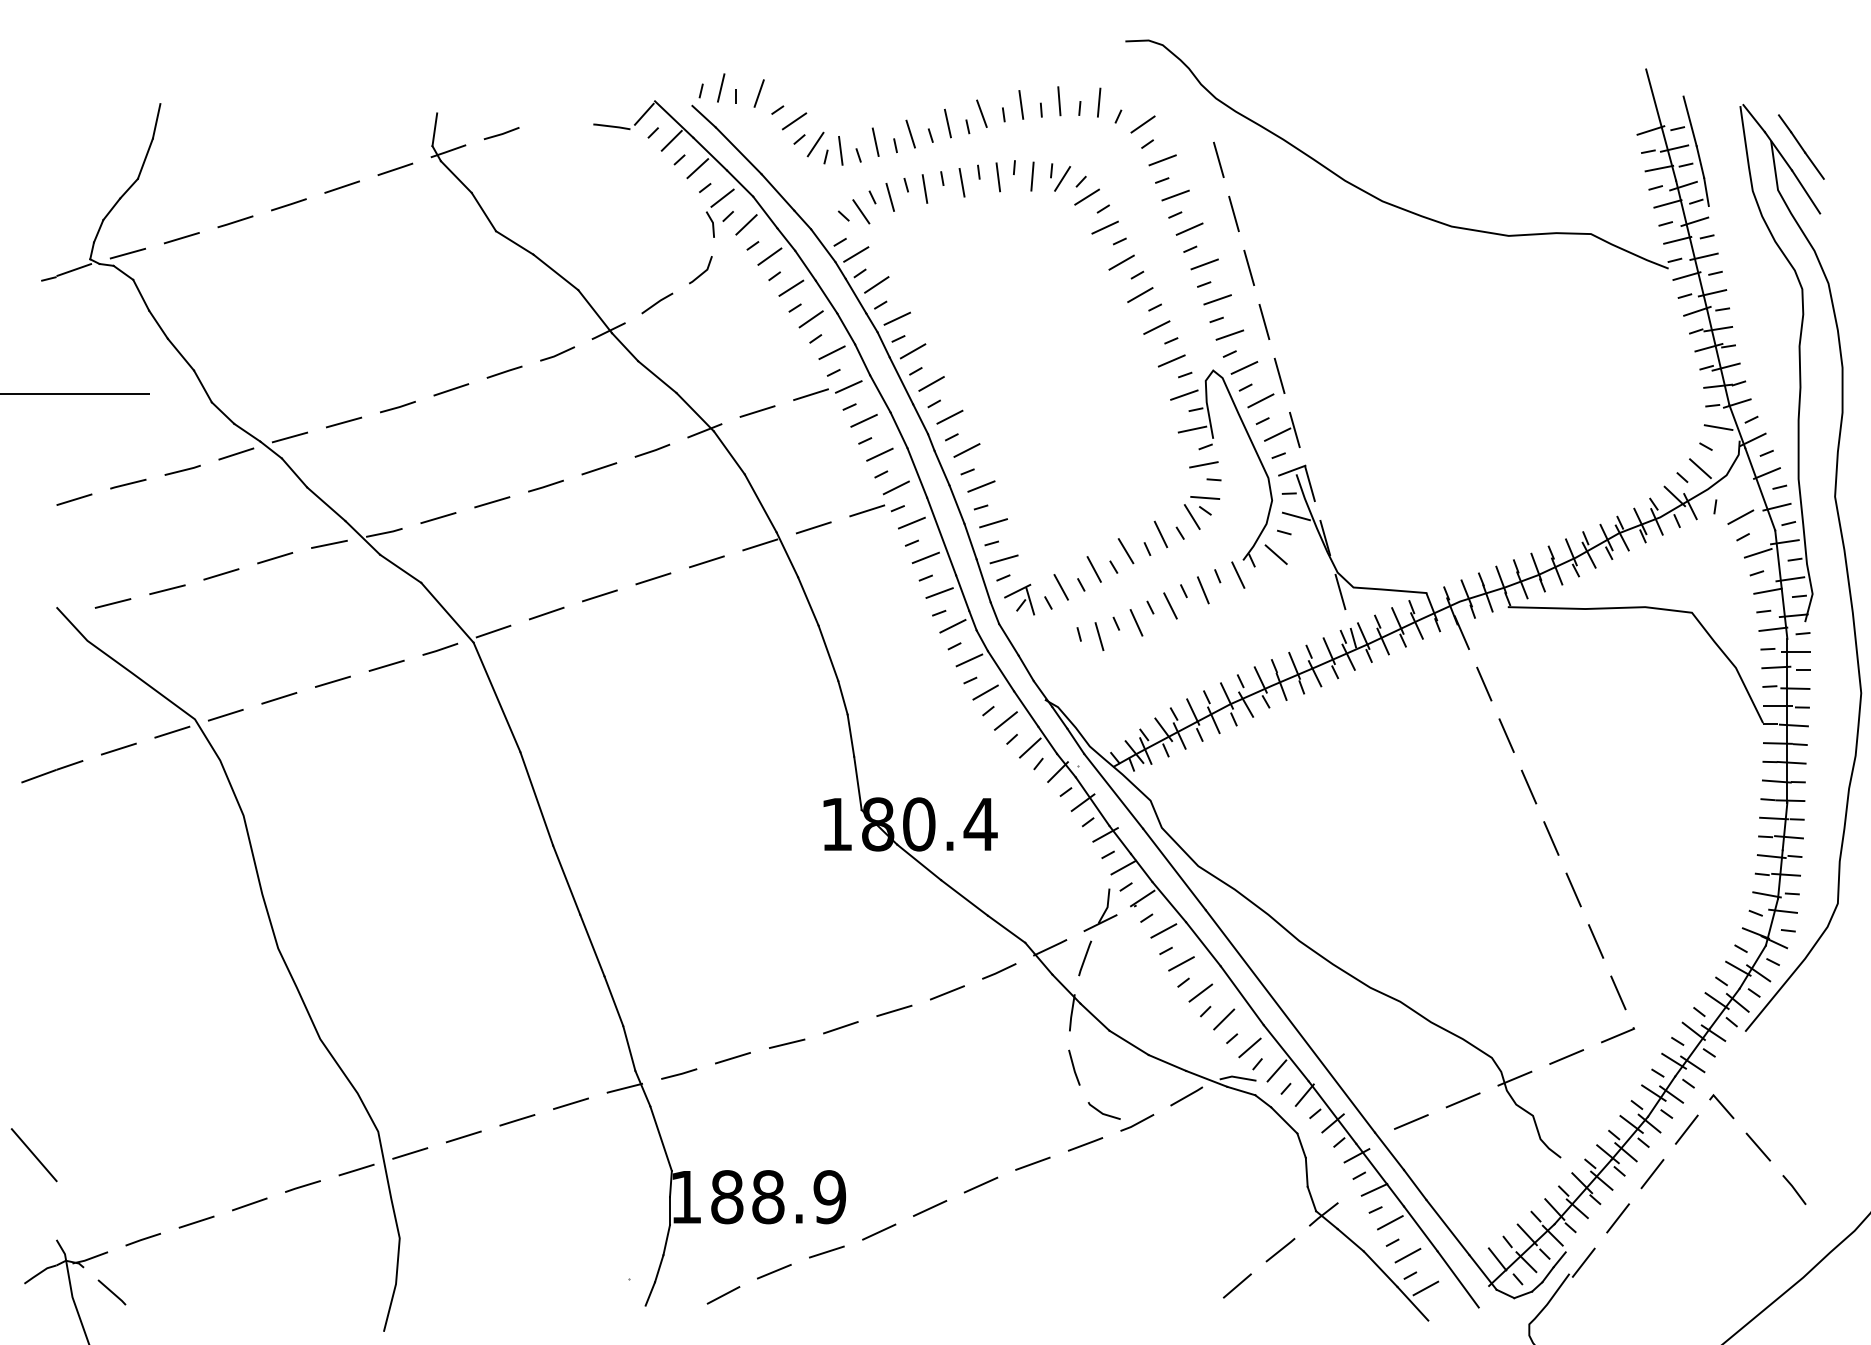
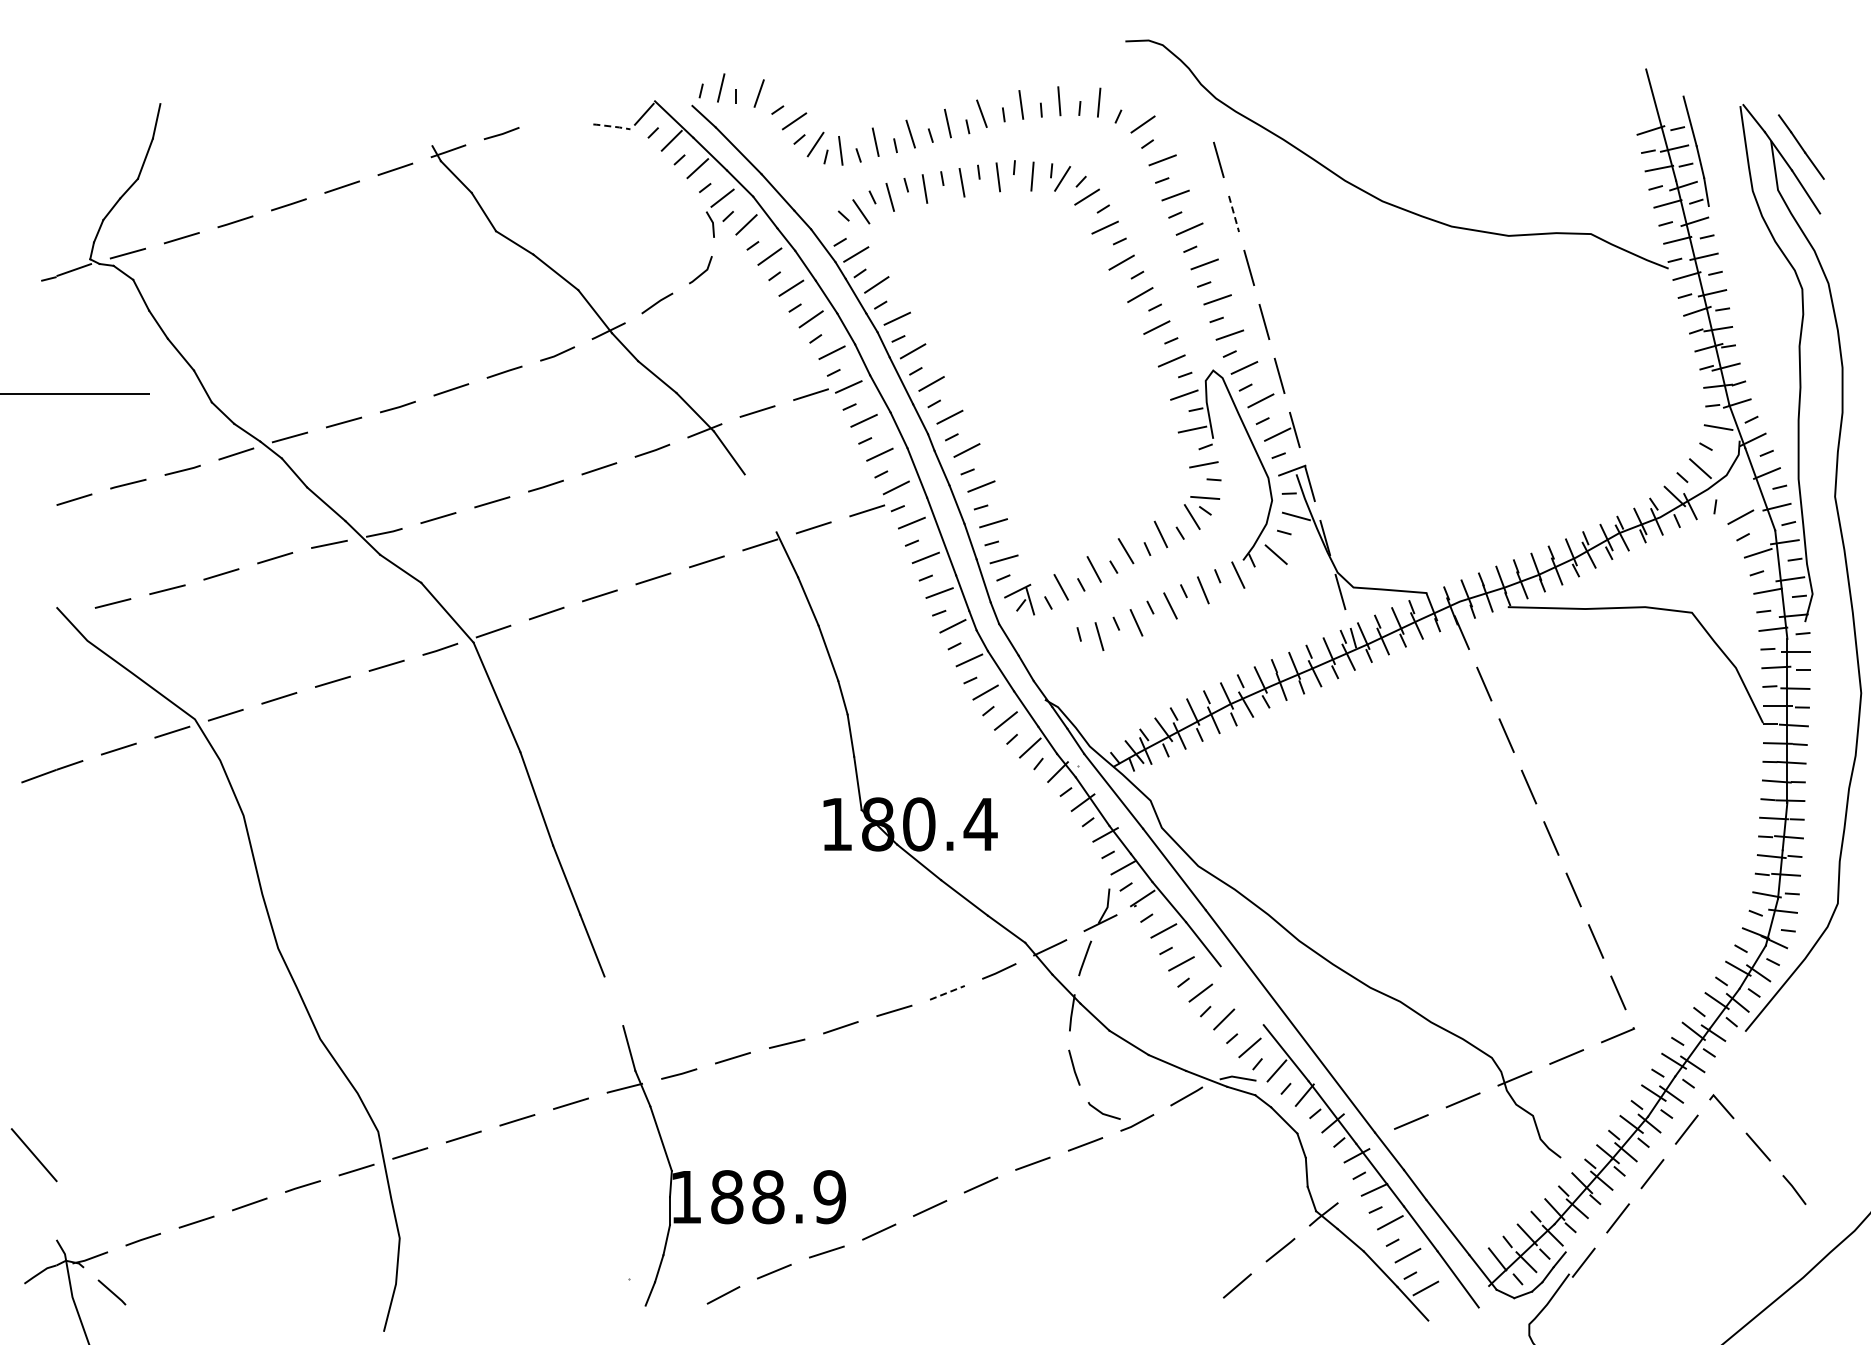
line: solid -> dashed (612, 126)
line: present -> none (434, 129)
line: solid -> dashed (1234, 214)
line: present -> none (760, 503)
line: solid -> dashed (947, 992)
line: present -> none (1241, 995)
line: present -> none (613, 1001)
